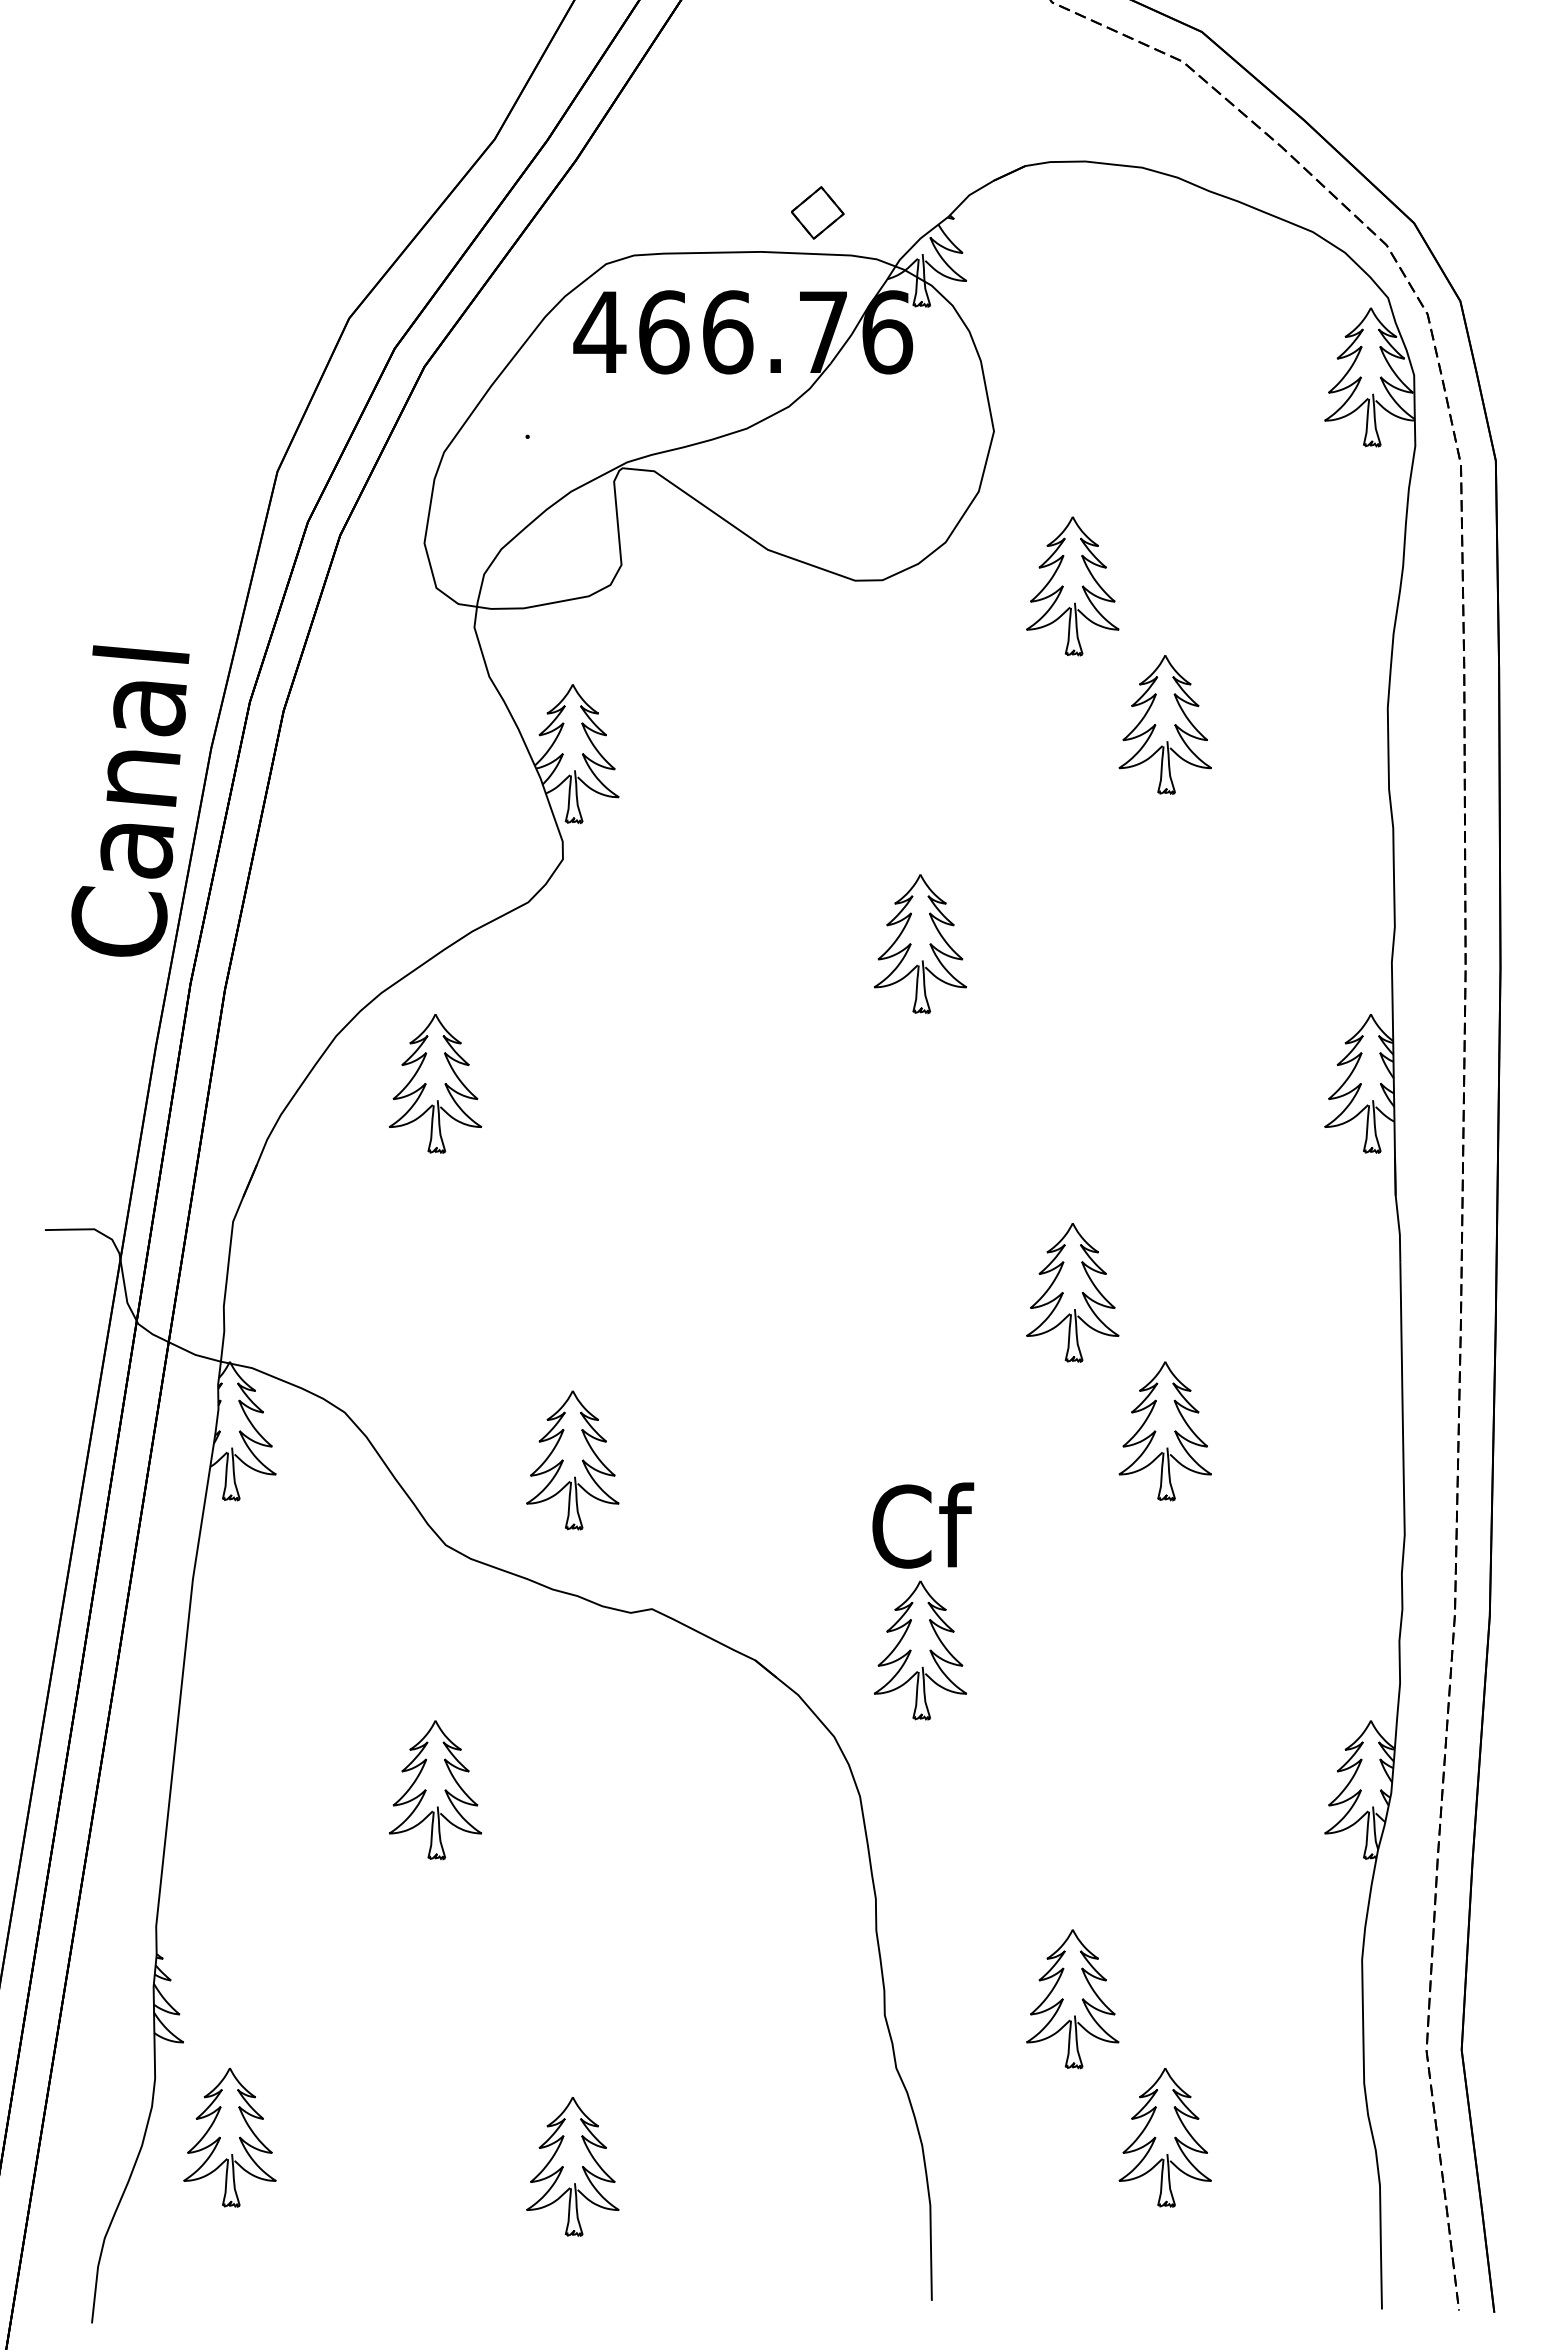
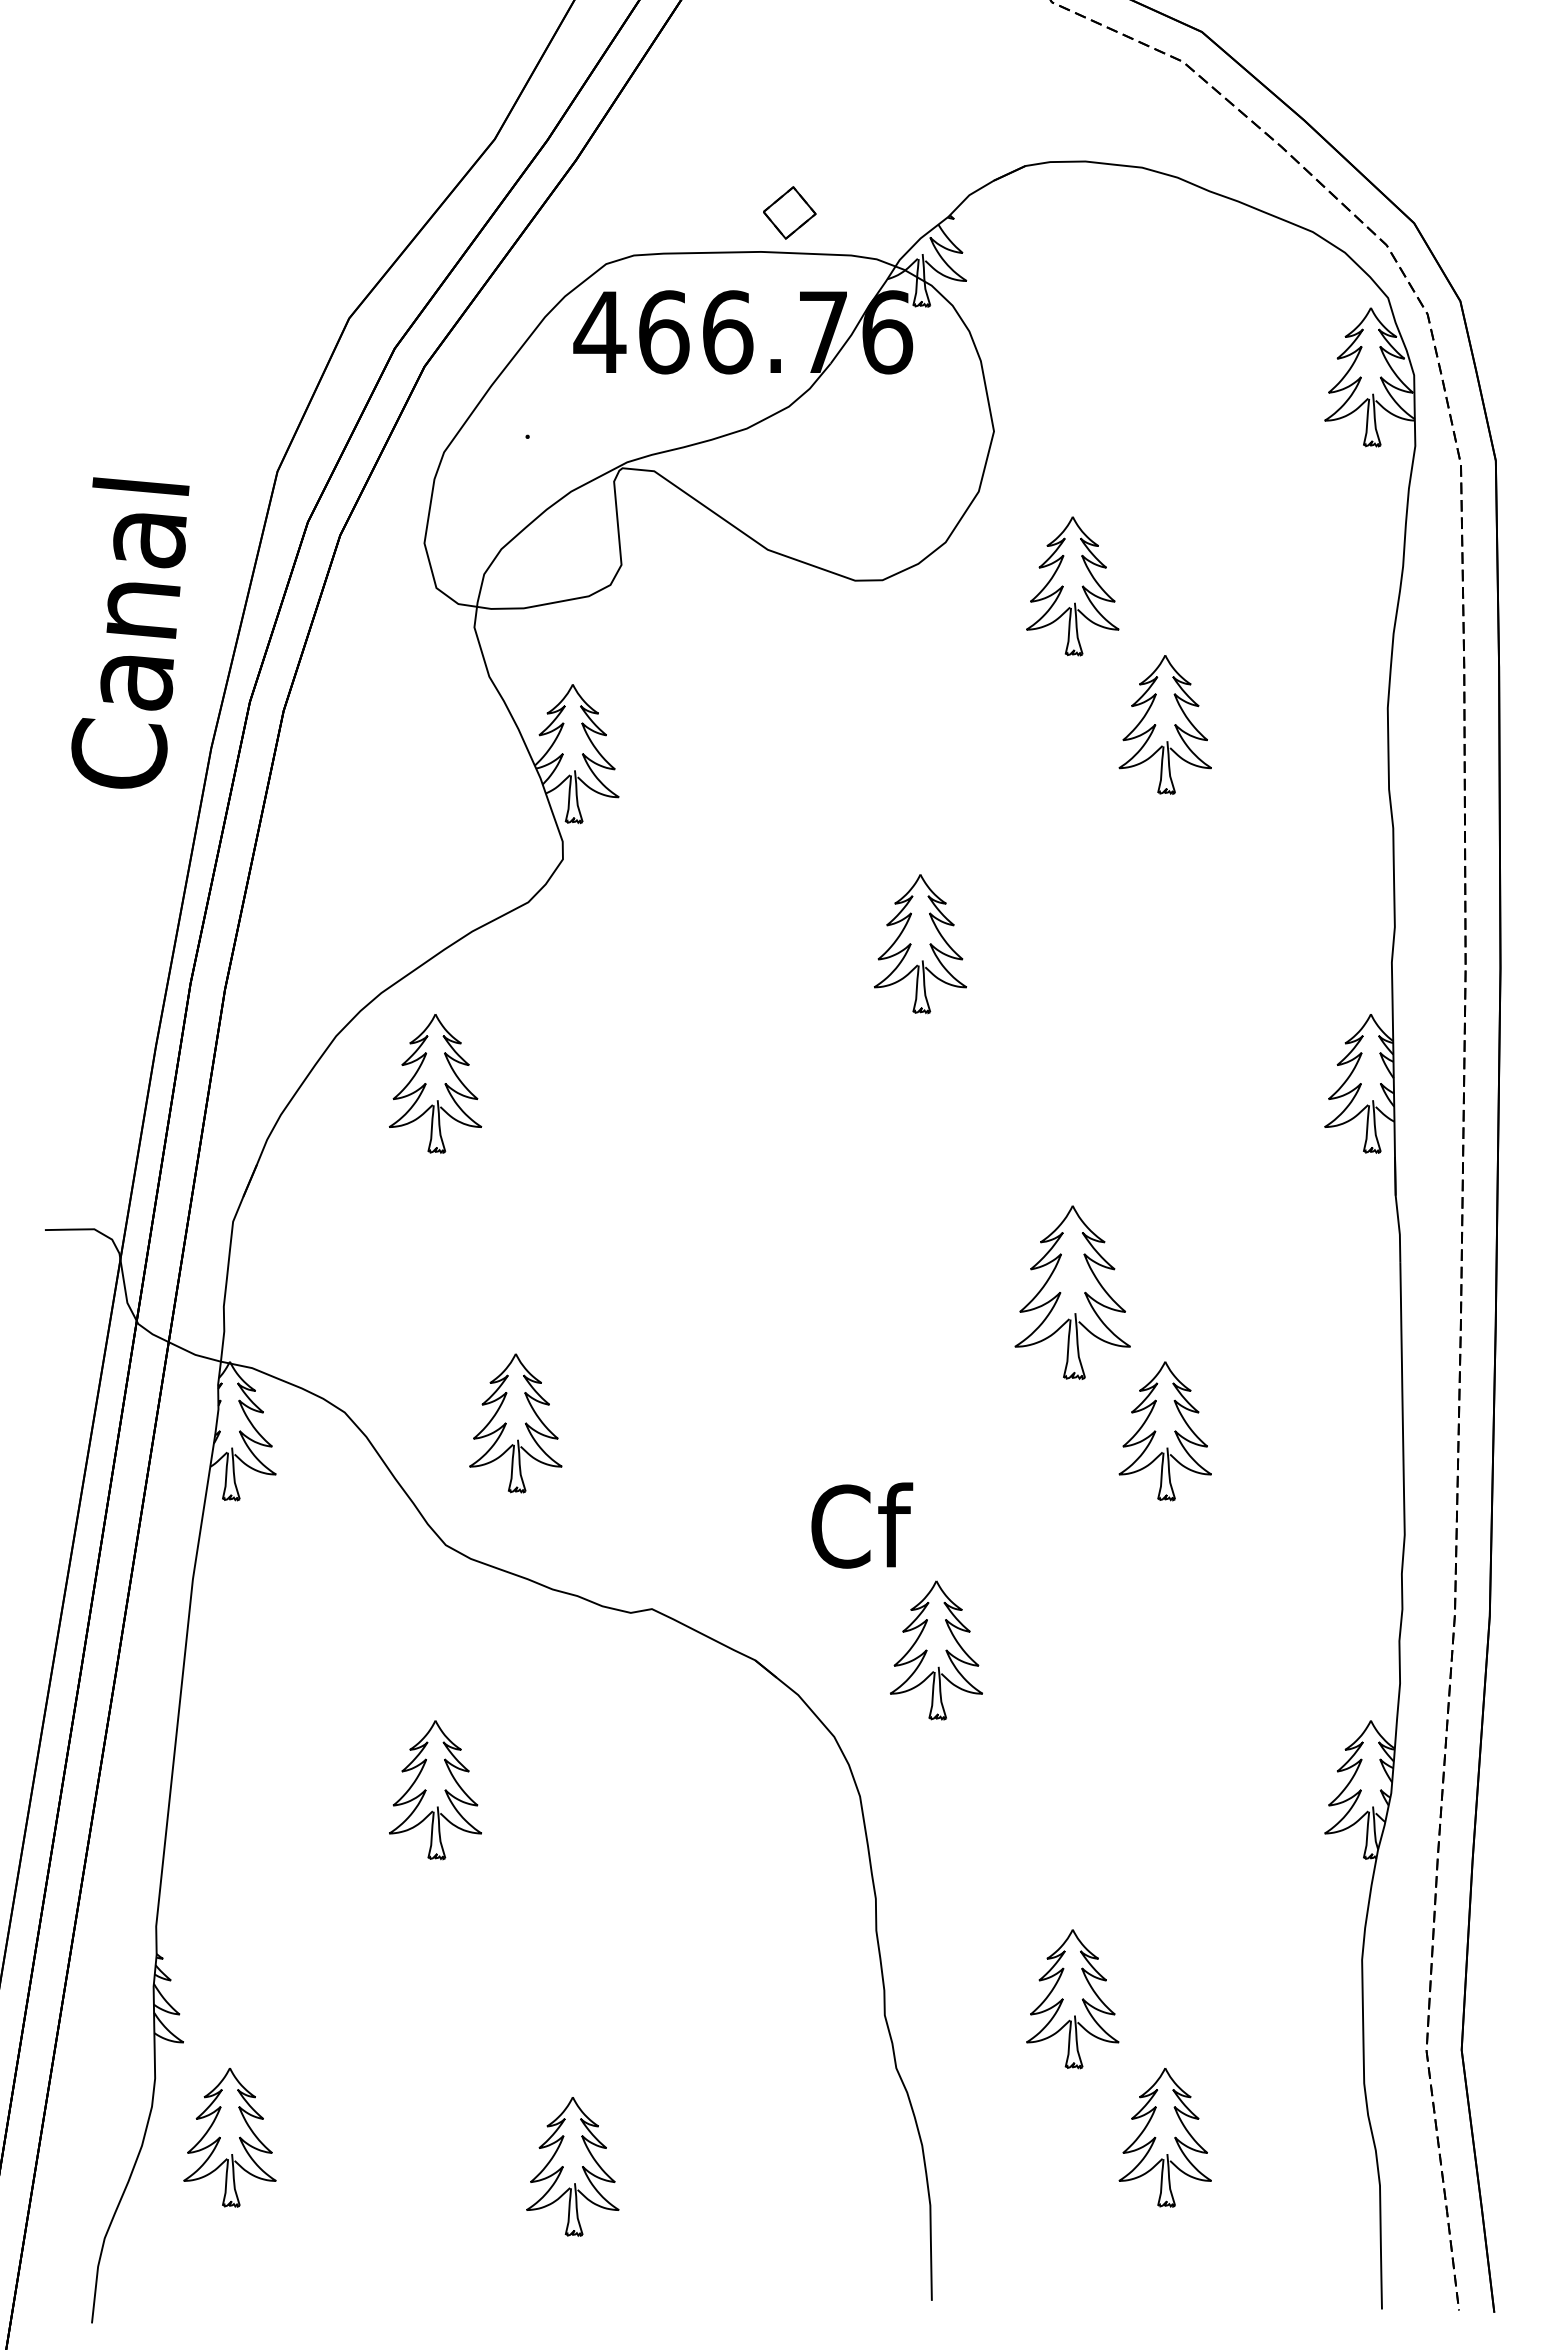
part position: (817, 212) -> (789, 212) (789, 212)
text position: (130, 800) -> (130, 632) (130, 632)
part size: 94x140 px -> 117x175 px (1072, 1292)
part position: (572, 1460) -> (515, 1423) (515, 1423)
text position: (923, 1525) -> (862, 1525) (862, 1525)
part position: (920, 1650) -> (936, 1650) (936, 1650)
